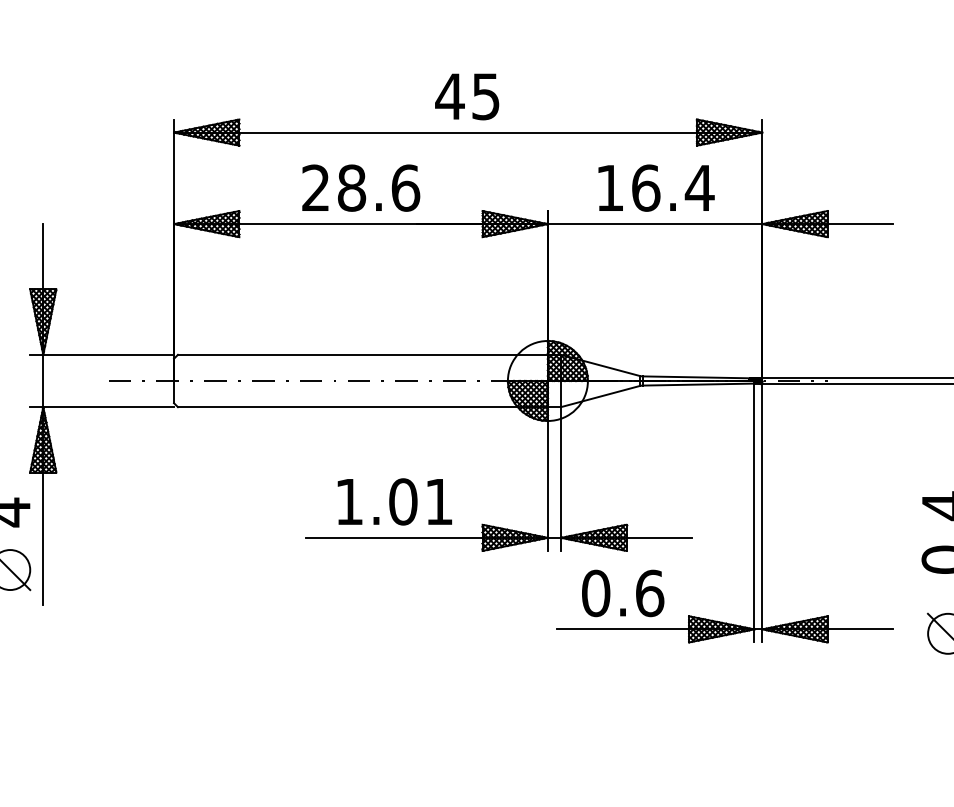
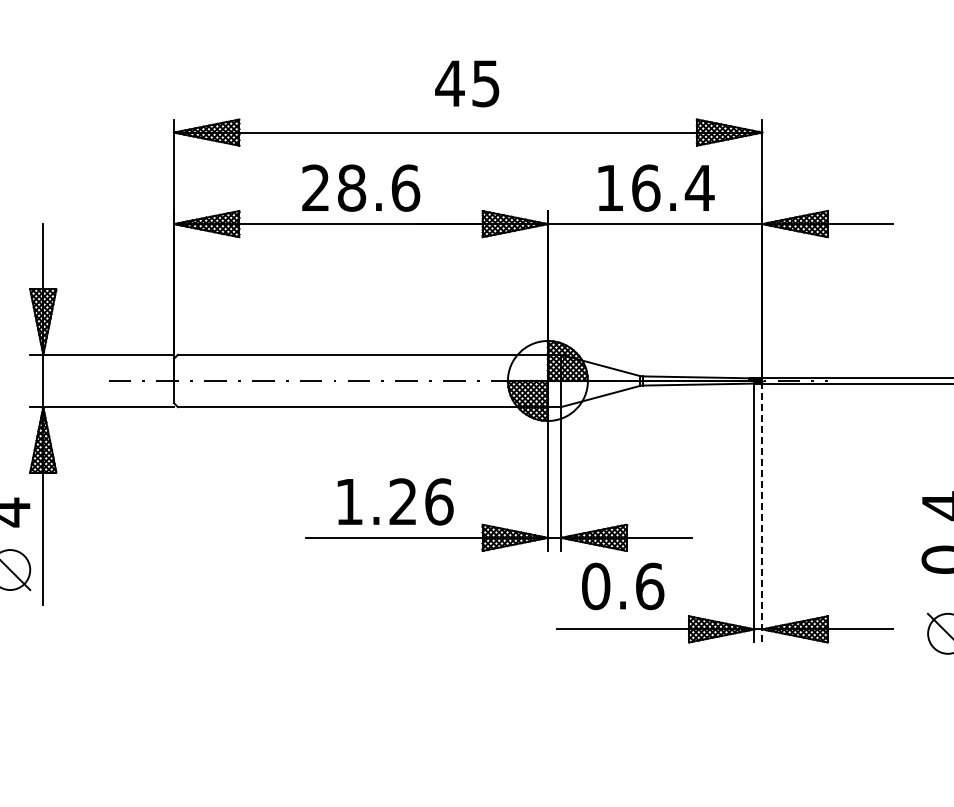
text position: (467, 96) -> (467, 83) (467, 83)
text: 1.01 -> 1.26 (421, 501)
line: solid -> dashed (762, 512)
text position: (623, 593) -> (623, 586) (623, 586)
